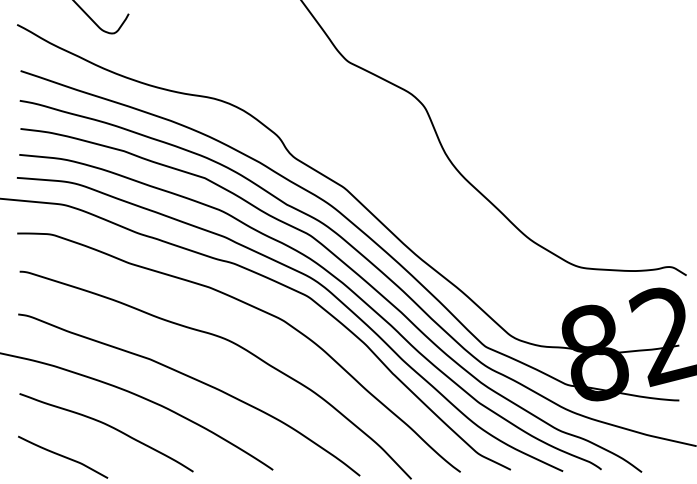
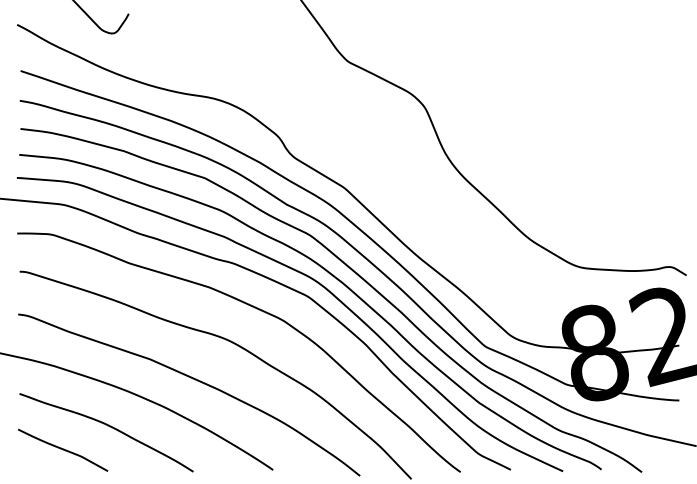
curve position: (63, 456) -> (63, 449) (63, 449)
